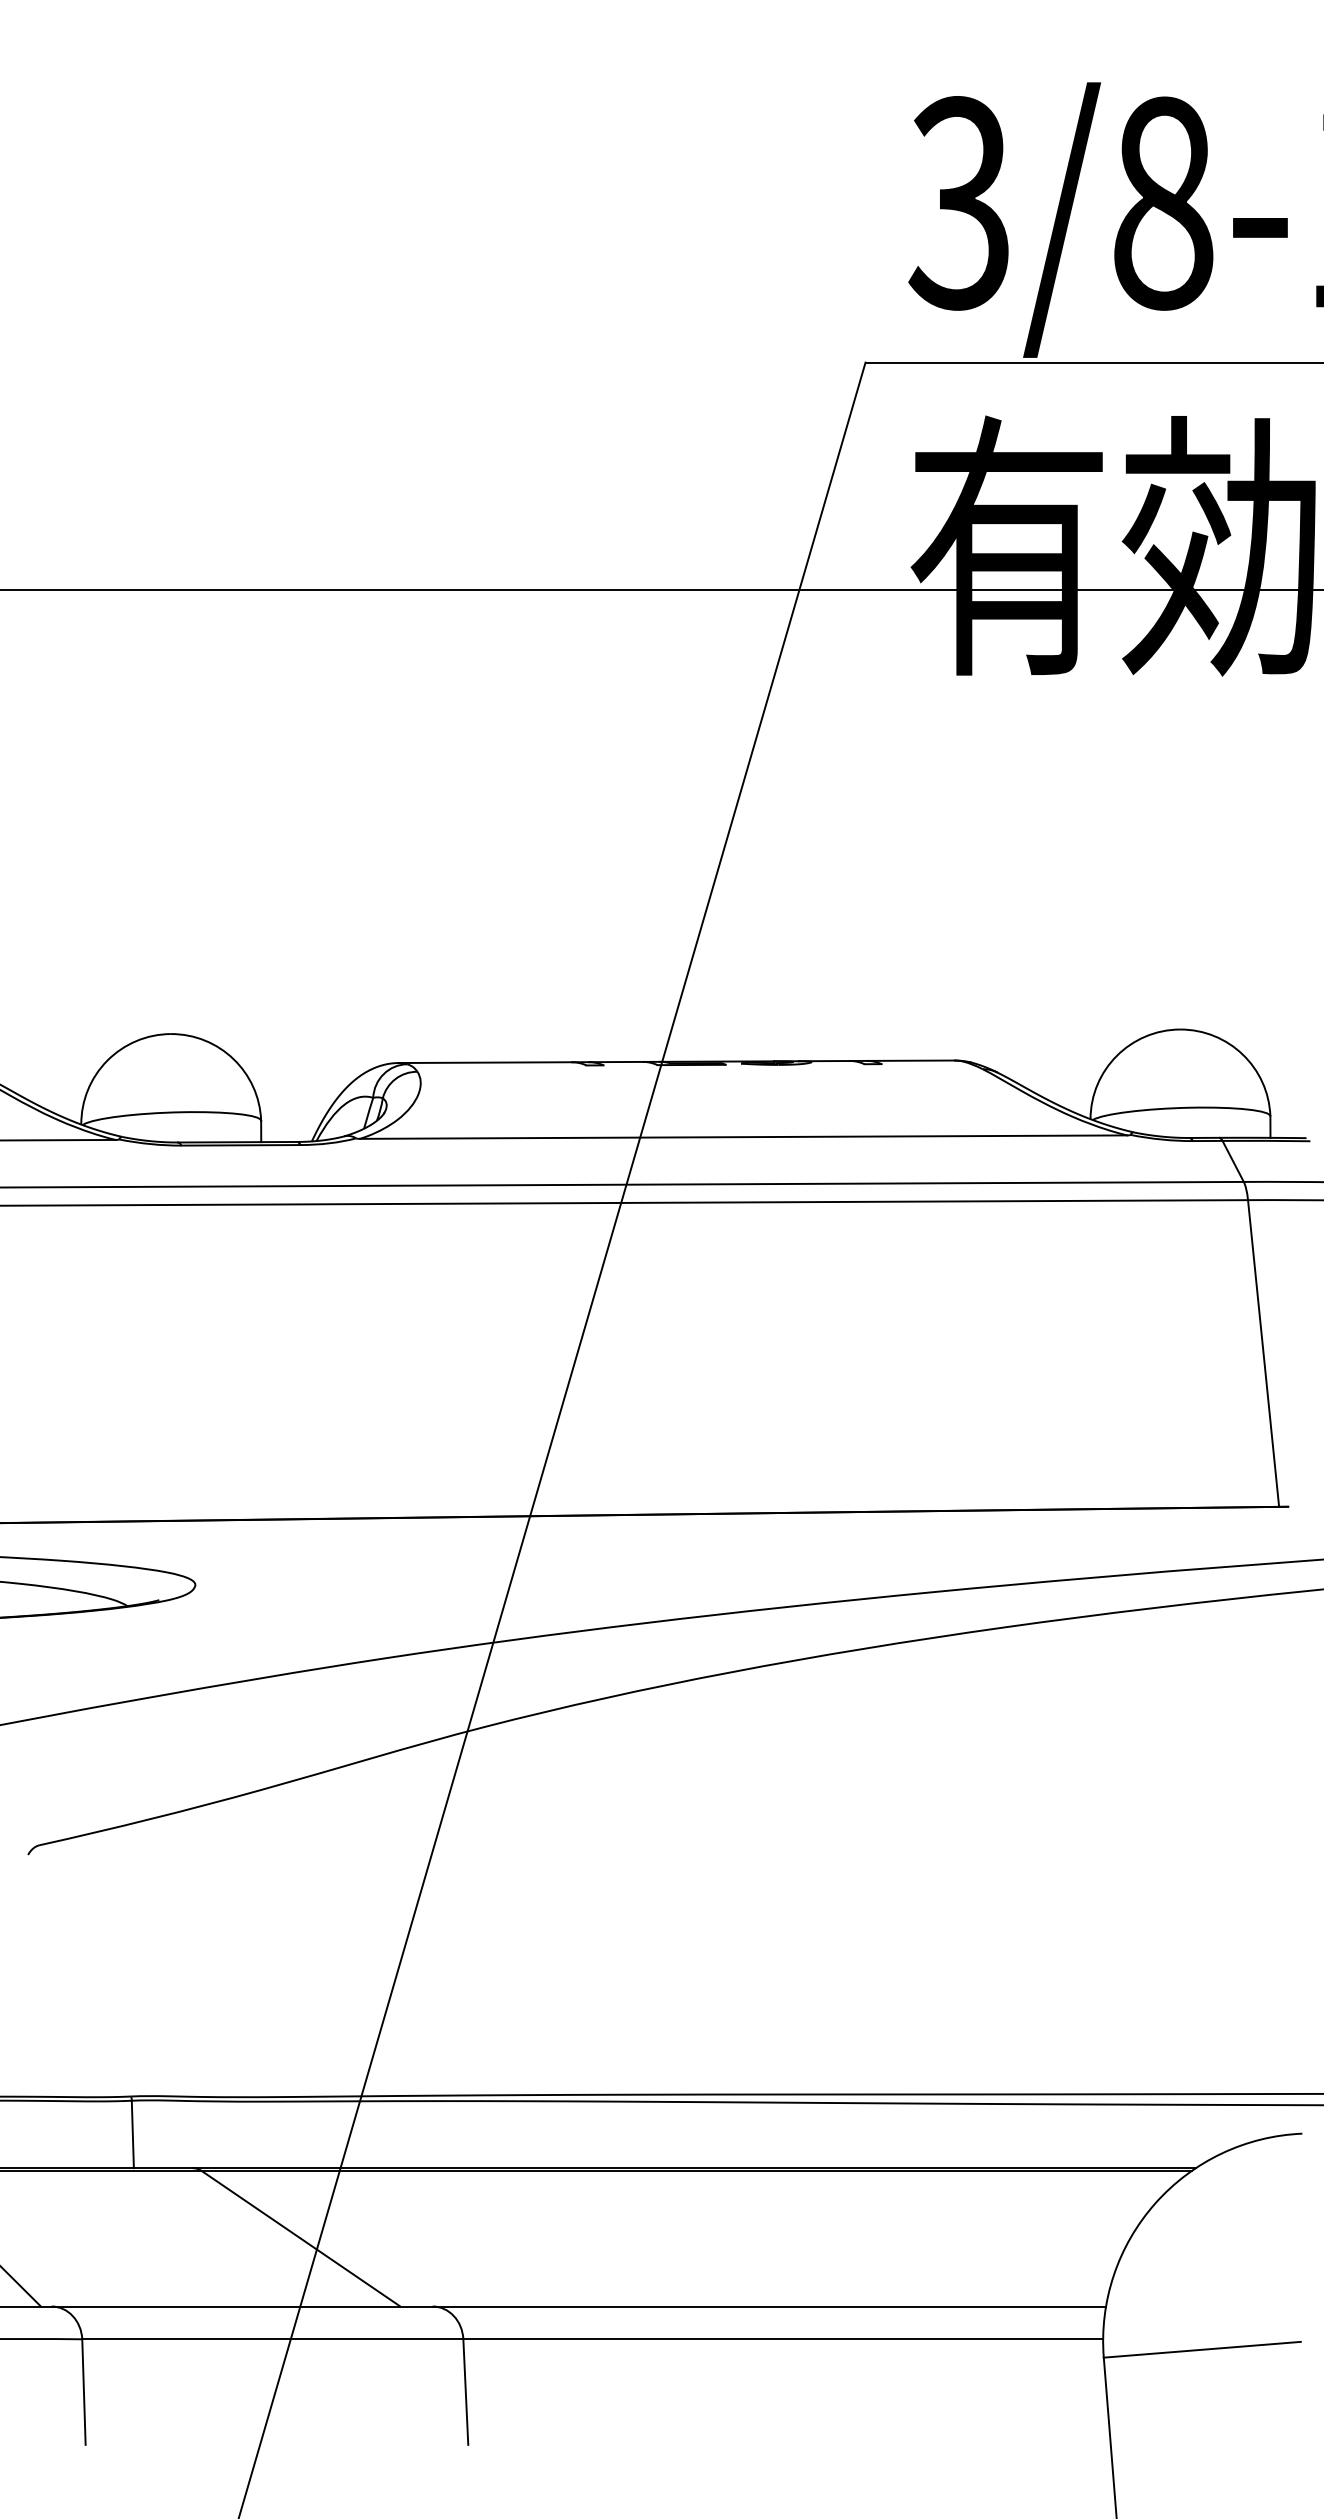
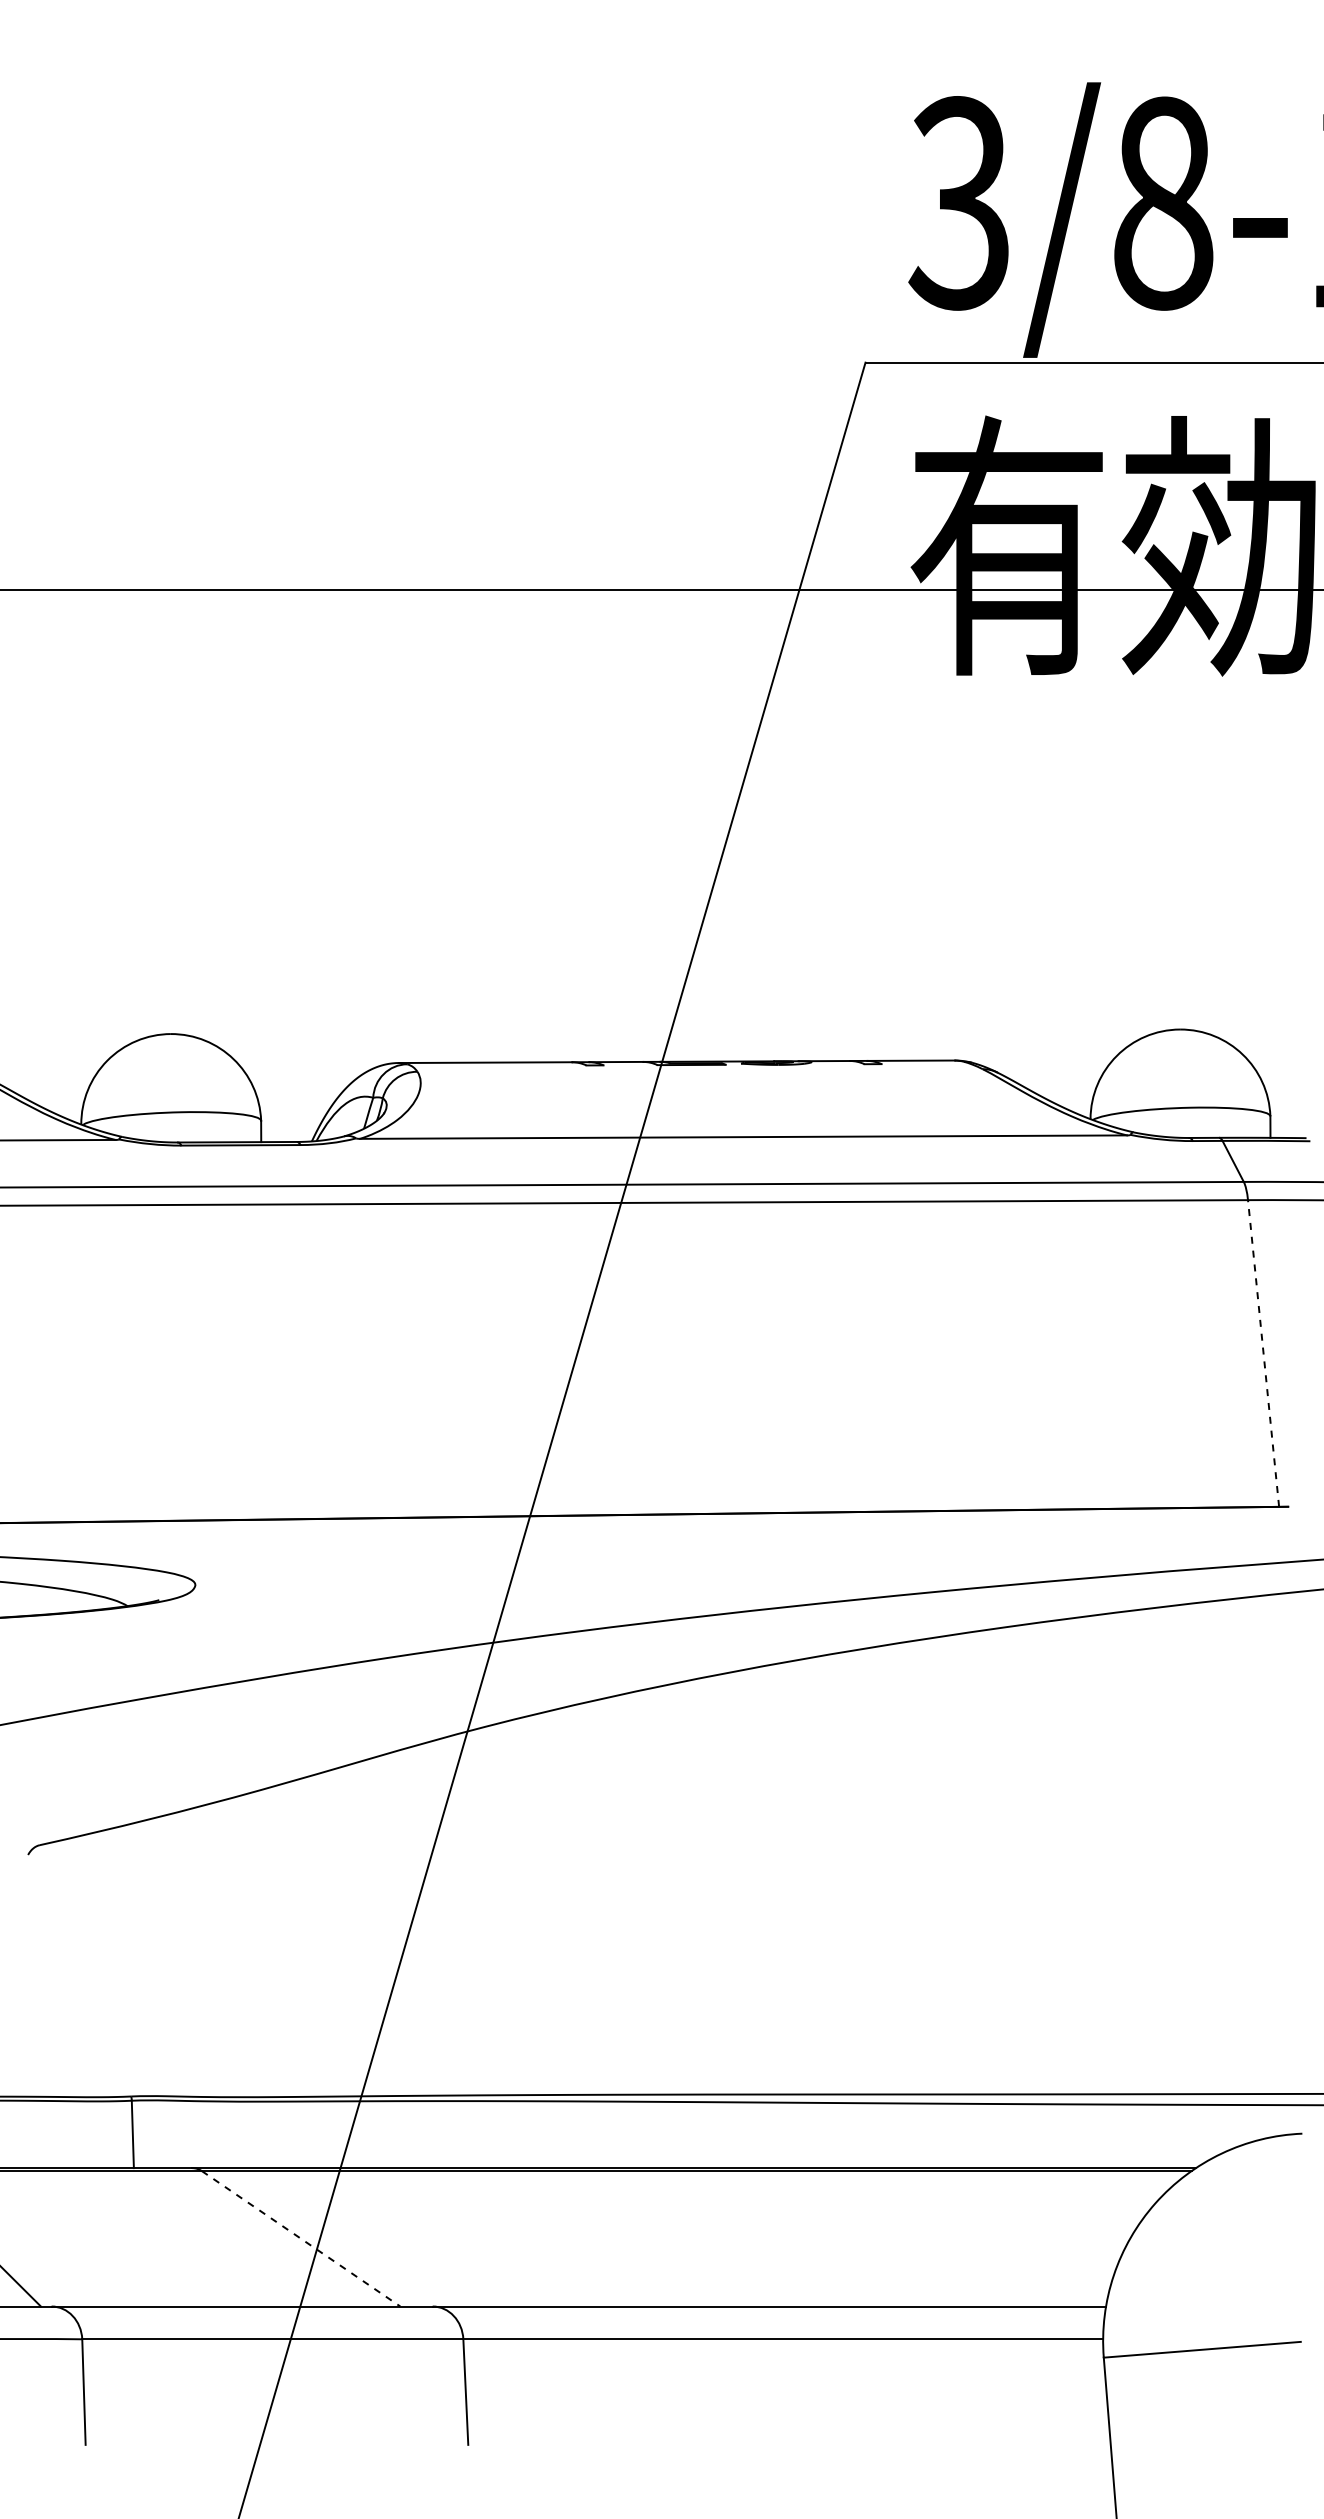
line: solid -> dashed (1263, 1353)
line: solid -> dashed (301, 2239)
